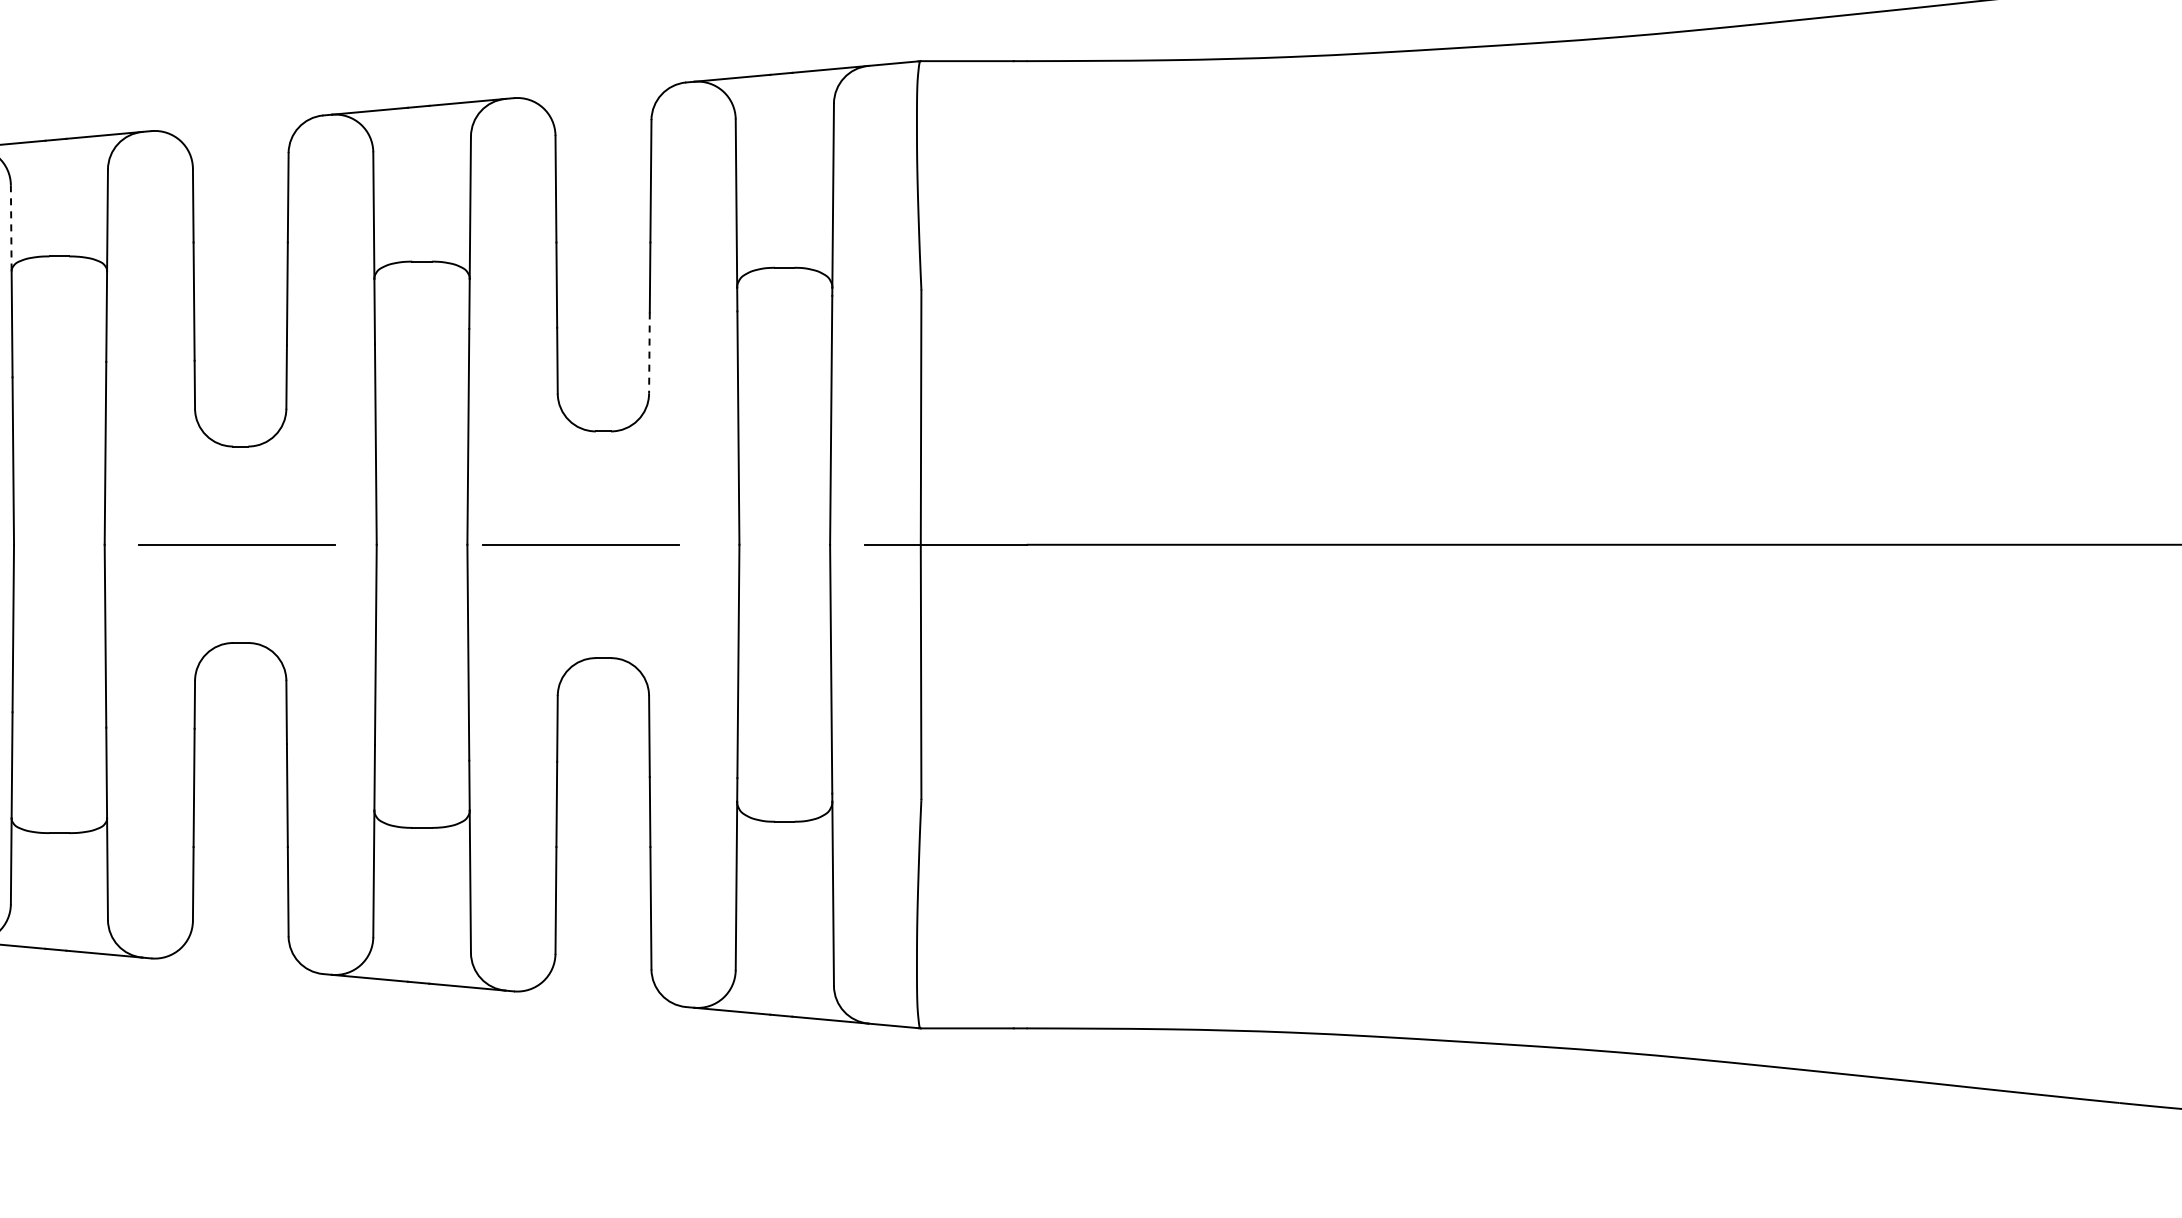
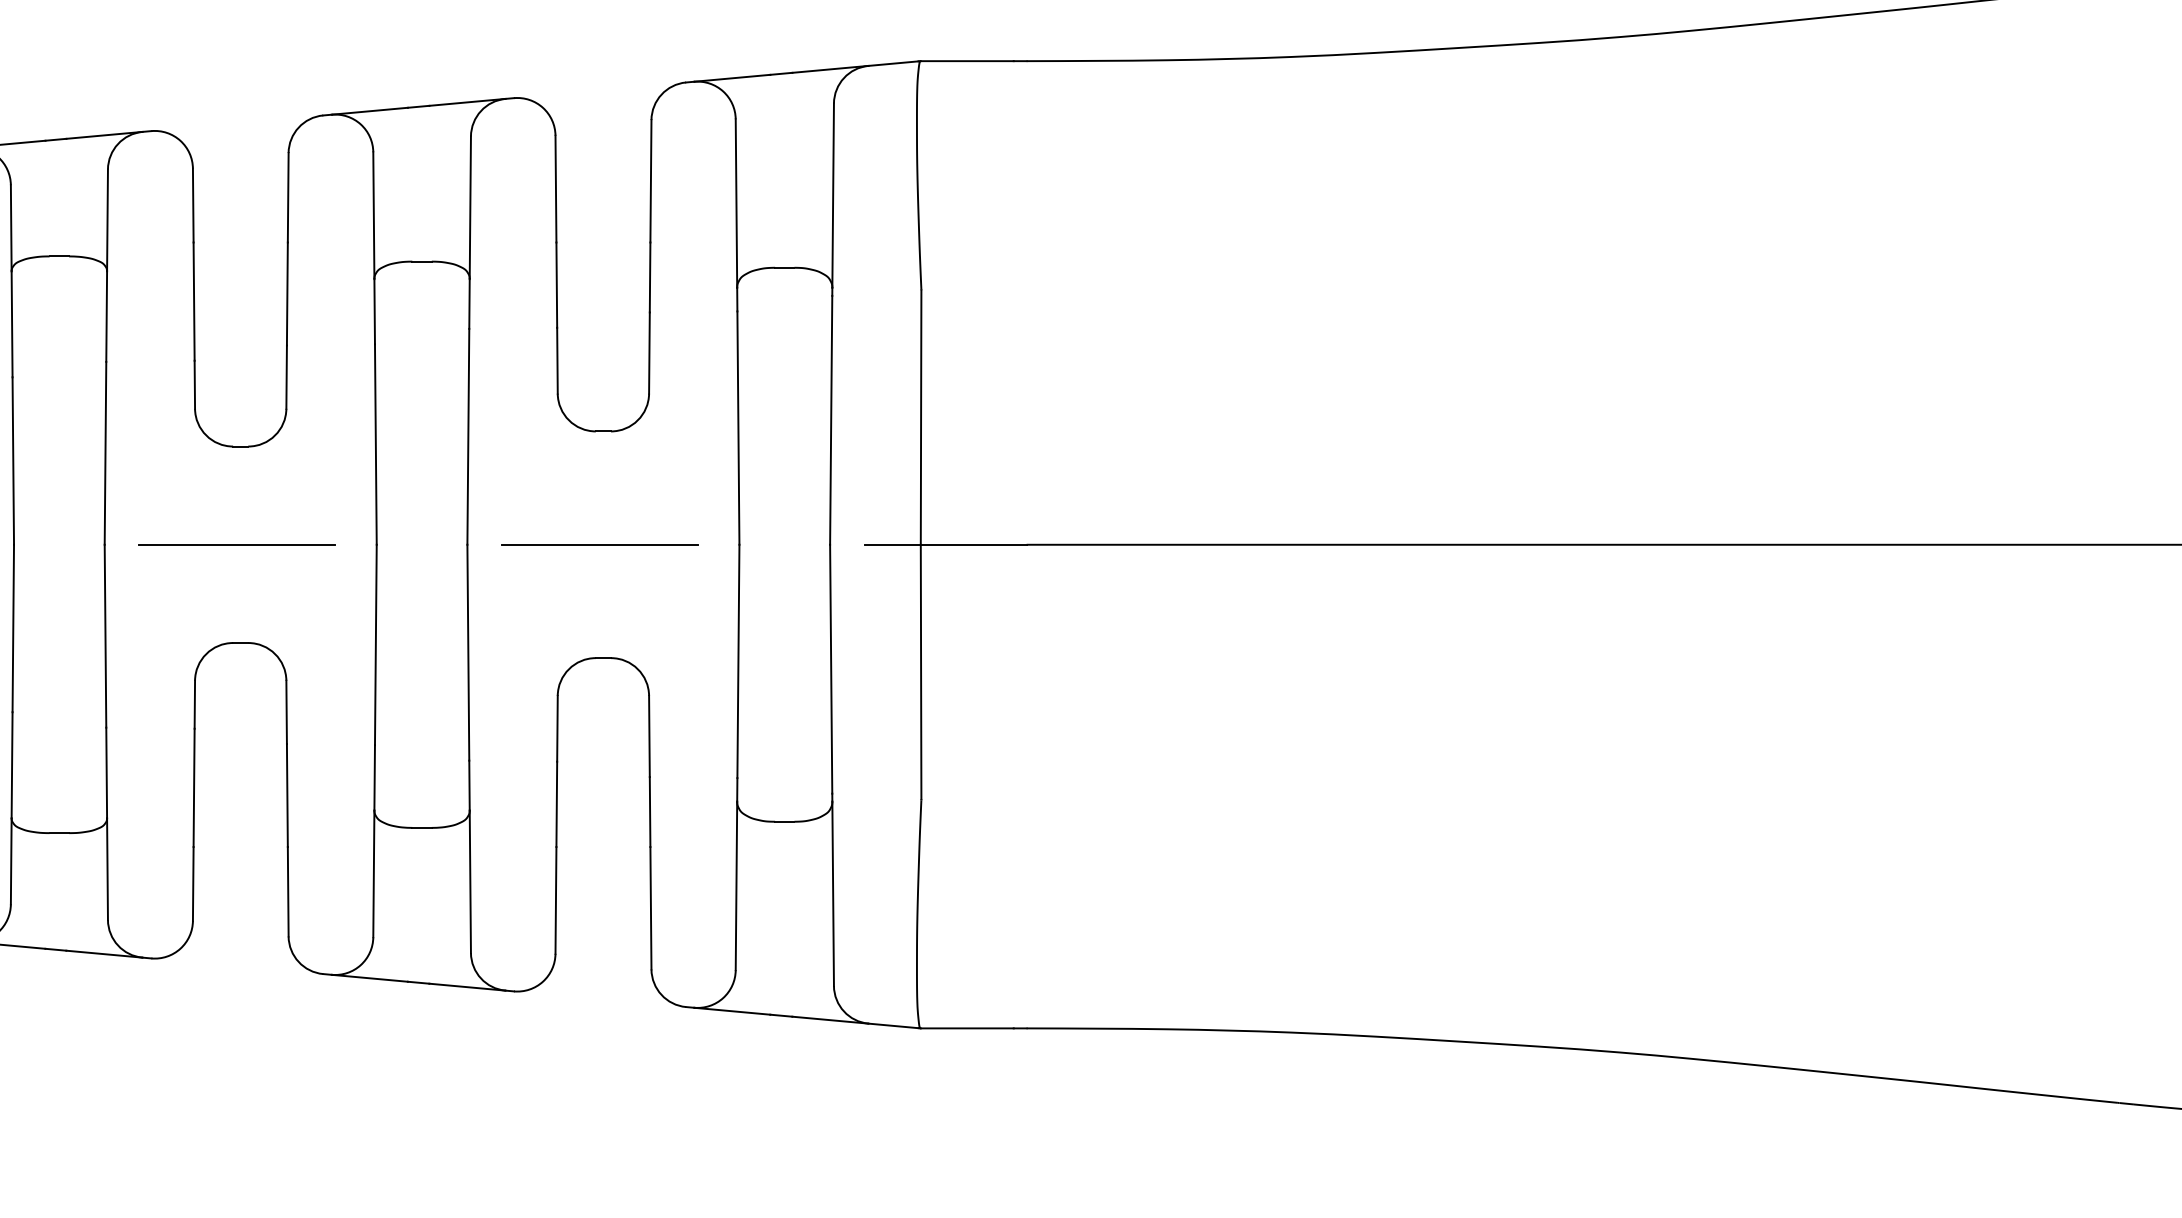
line: dashed -> solid (11, 228)
line: dashed -> solid (649, 353)
line position: (580, 544) -> (599, 544) (599, 544)
